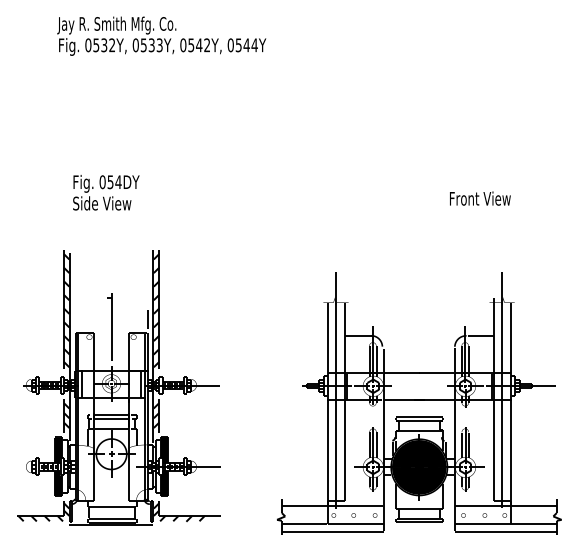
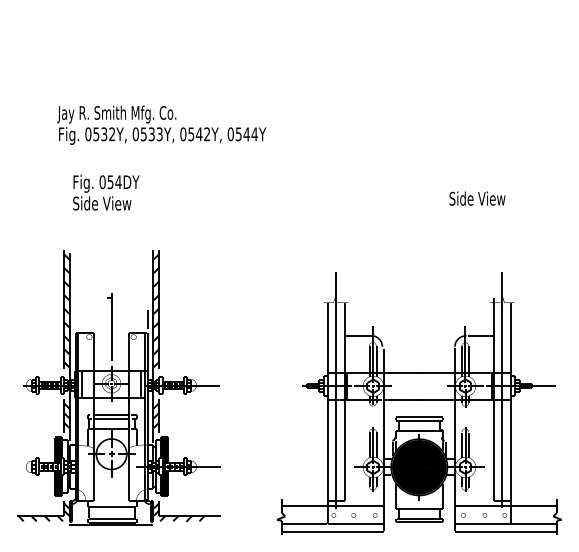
text position: (161, 35) -> (161, 124) (161, 124)
text: Front View -> Side View (479, 198)
